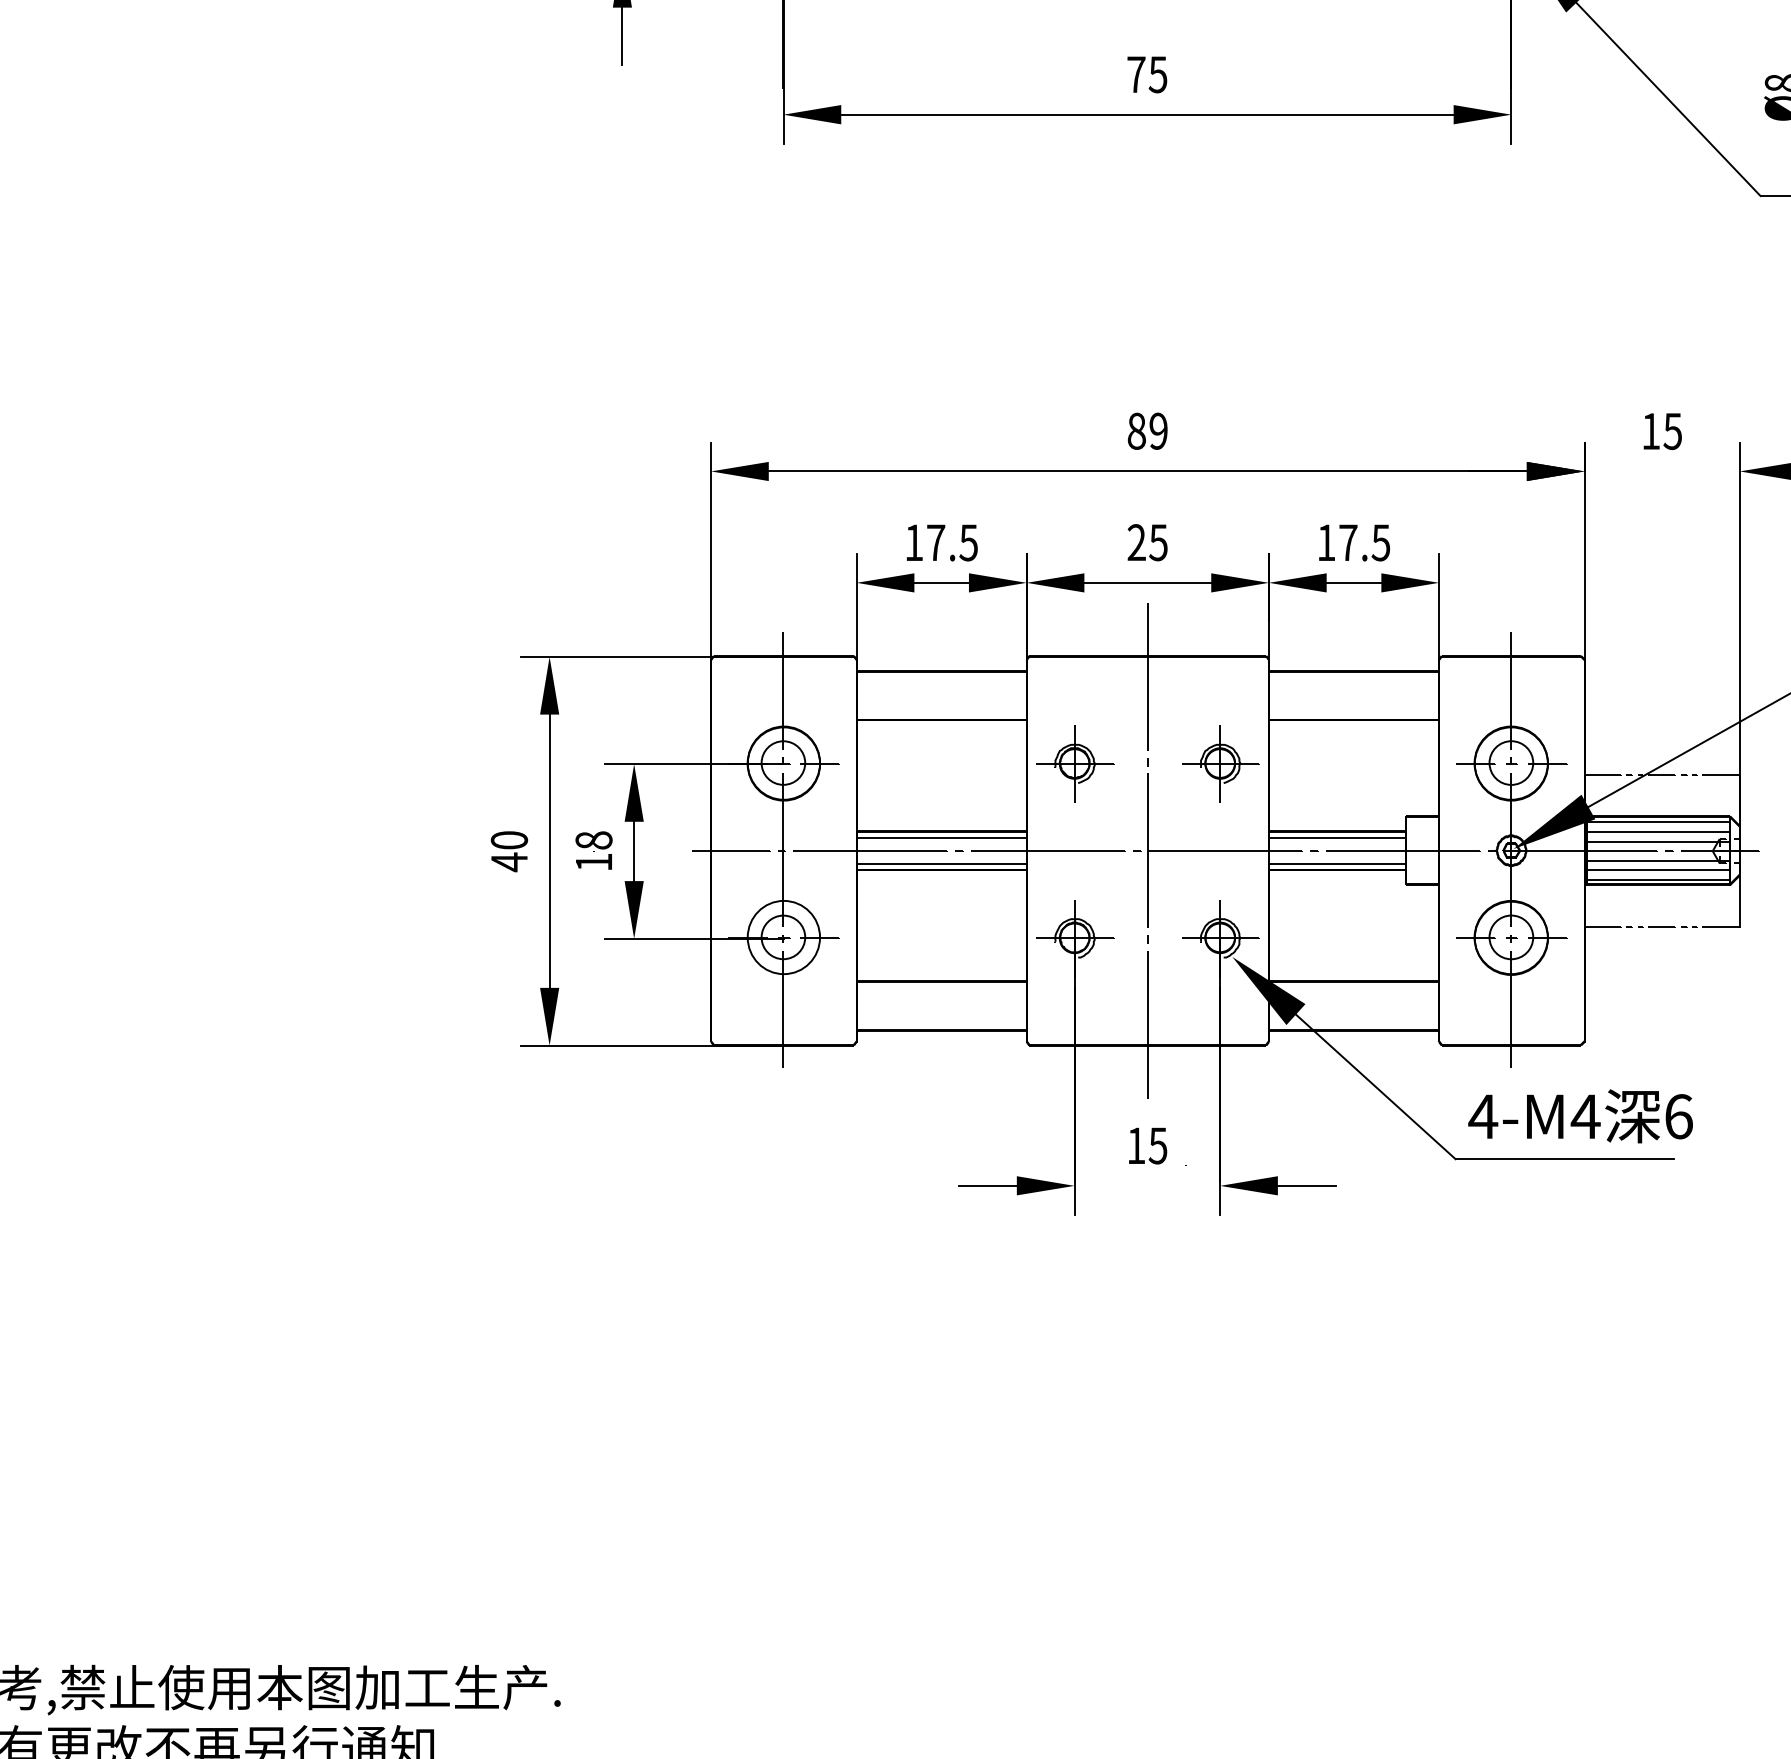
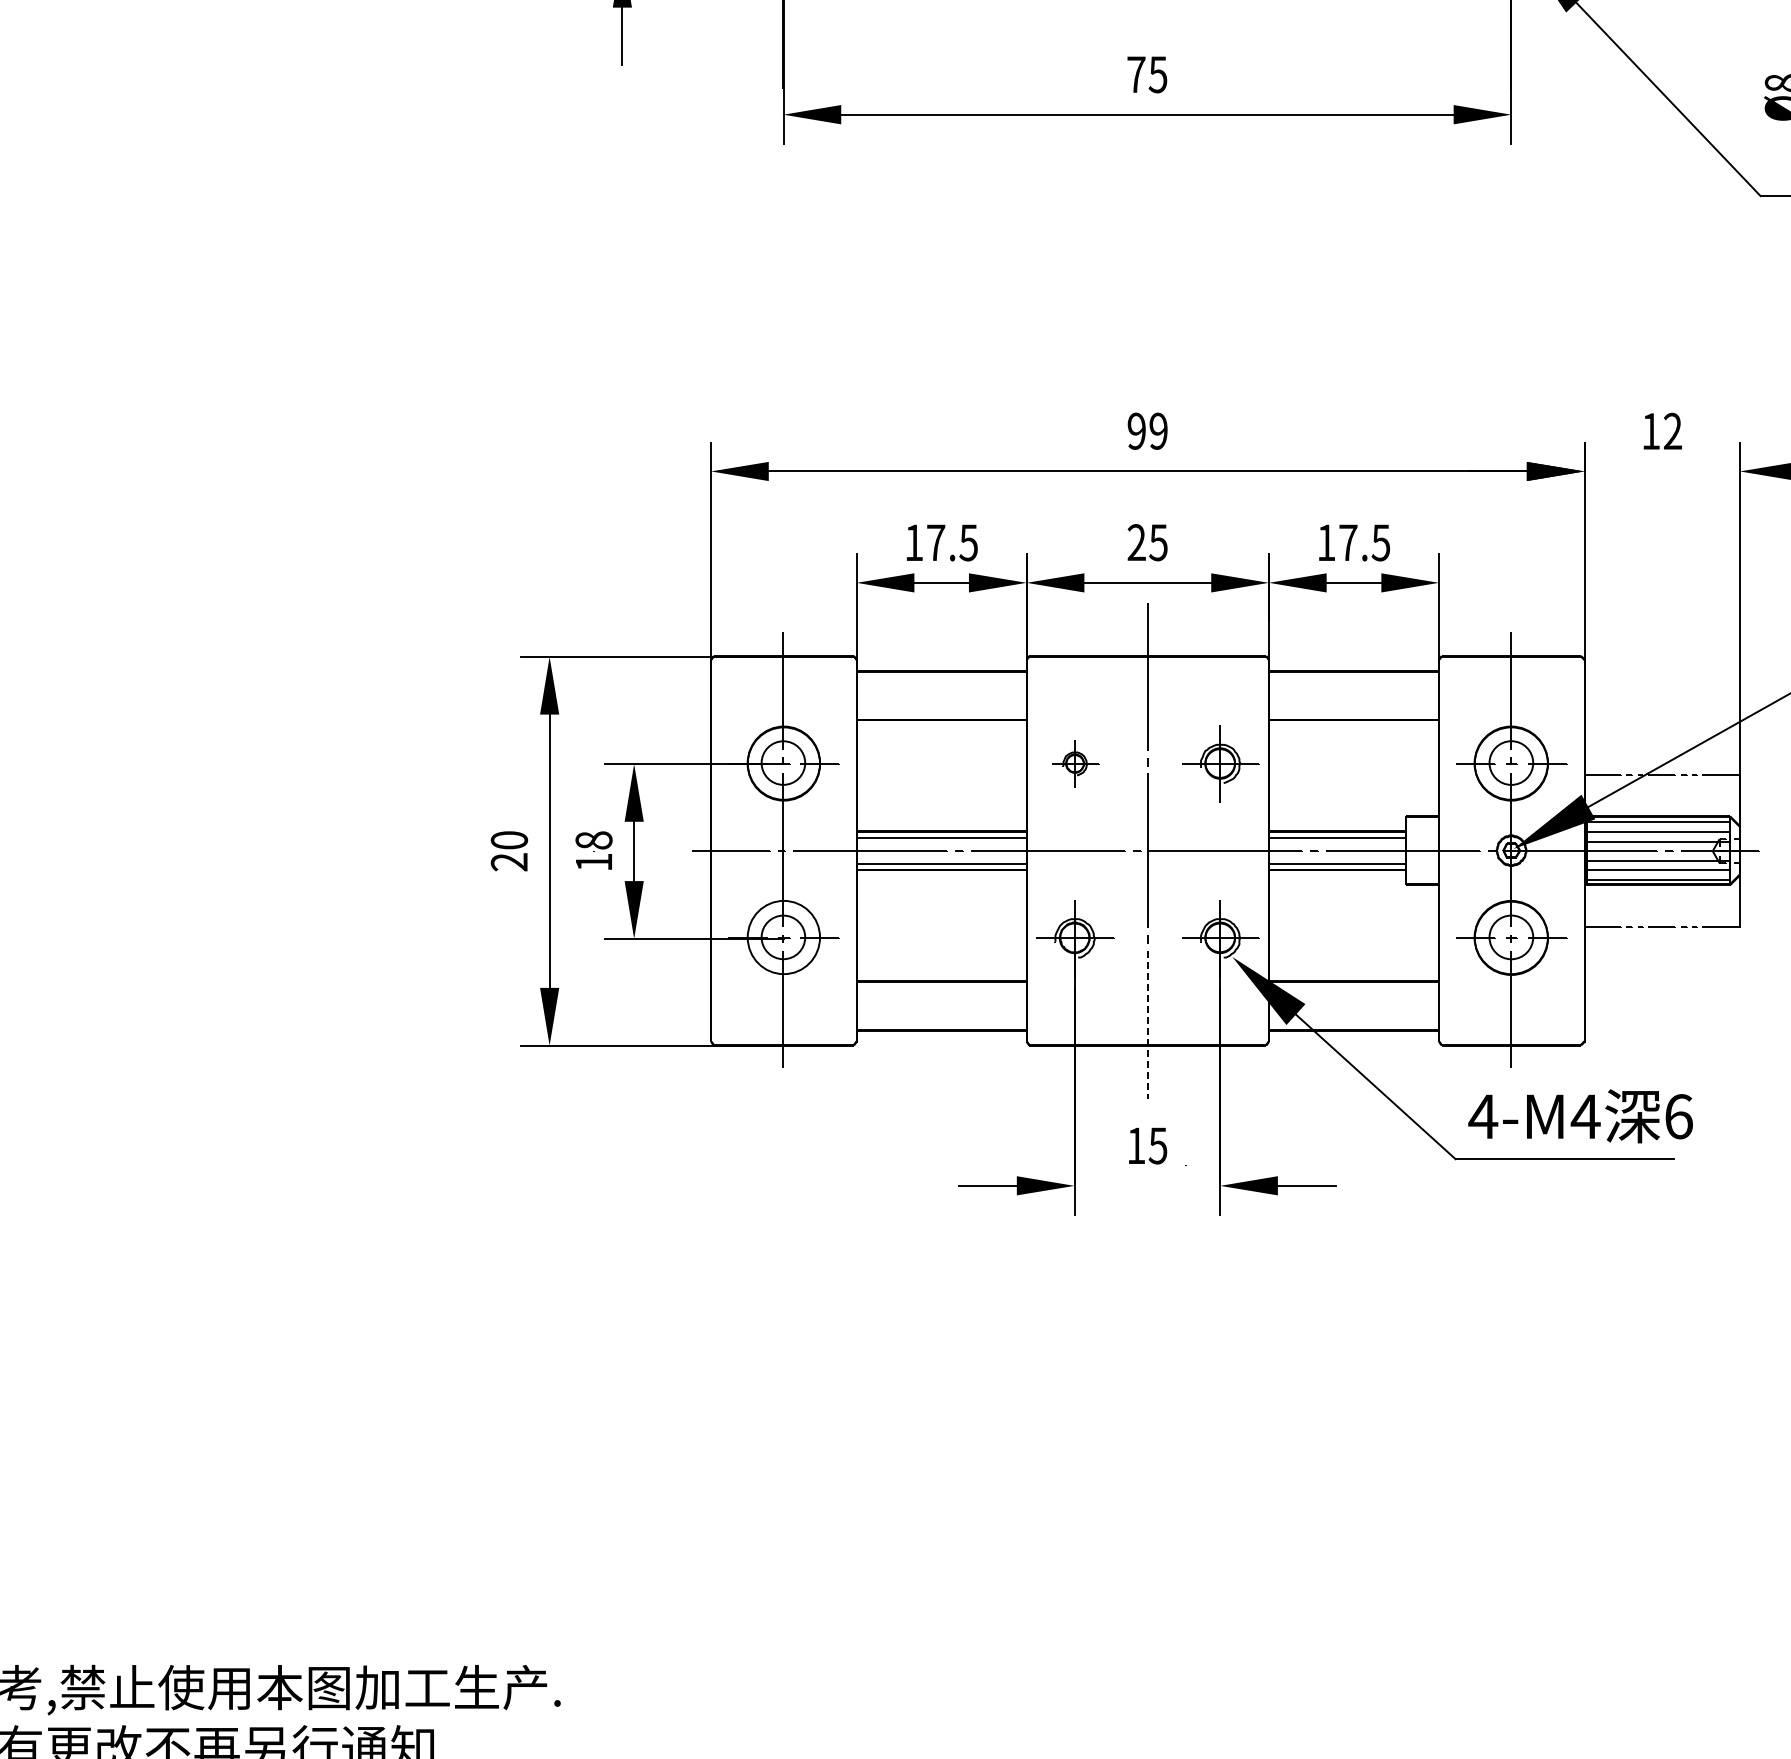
text: 89 -> 99 (1136, 430)
text: 15 -> 12 (1672, 431)
part size: 79x78 px -> 48x48 px (1075, 763)
text: 40 -> 20 (508, 862)
line: solid -> dashed (1147, 1024)
